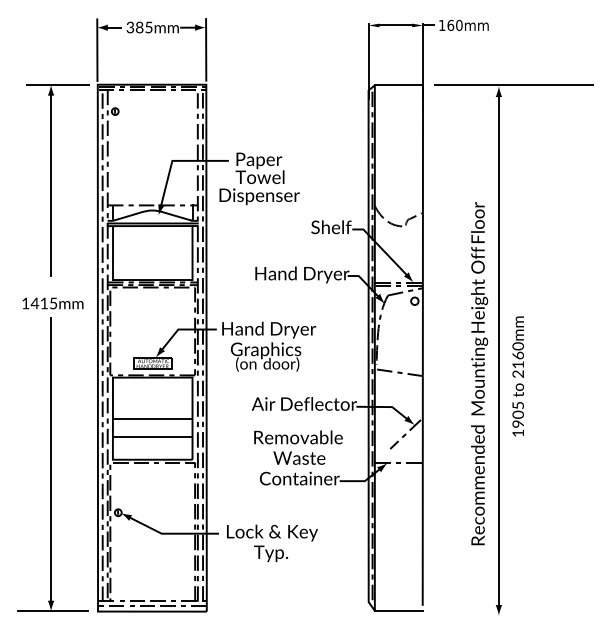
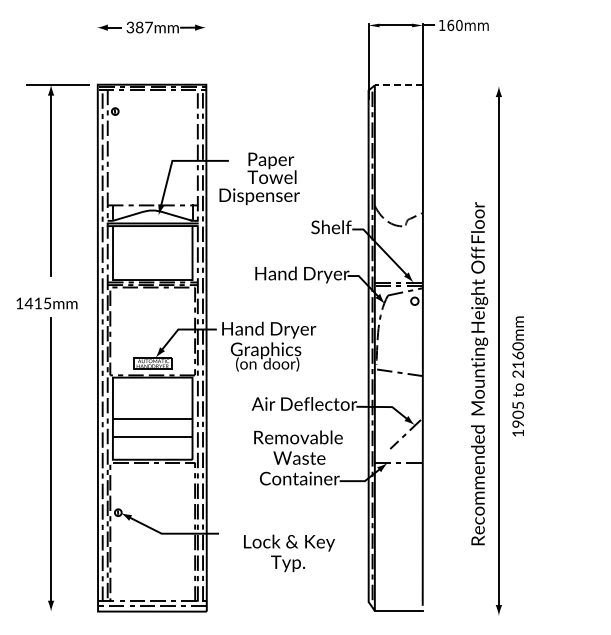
text: 385mm -> 387mm (148, 27)
line: present -> none (206, 49)
line: present -> none (97, 50)
line: solid -> dashed (398, 85)
line: present -> none (513, 85)
text position: (259, 167) -> (271, 167) (271, 167)
text position: (52, 303) -> (46, 303) (46, 303)
text position: (272, 543) -> (289, 553) (289, 553)
line: present -> none (53, 611)
